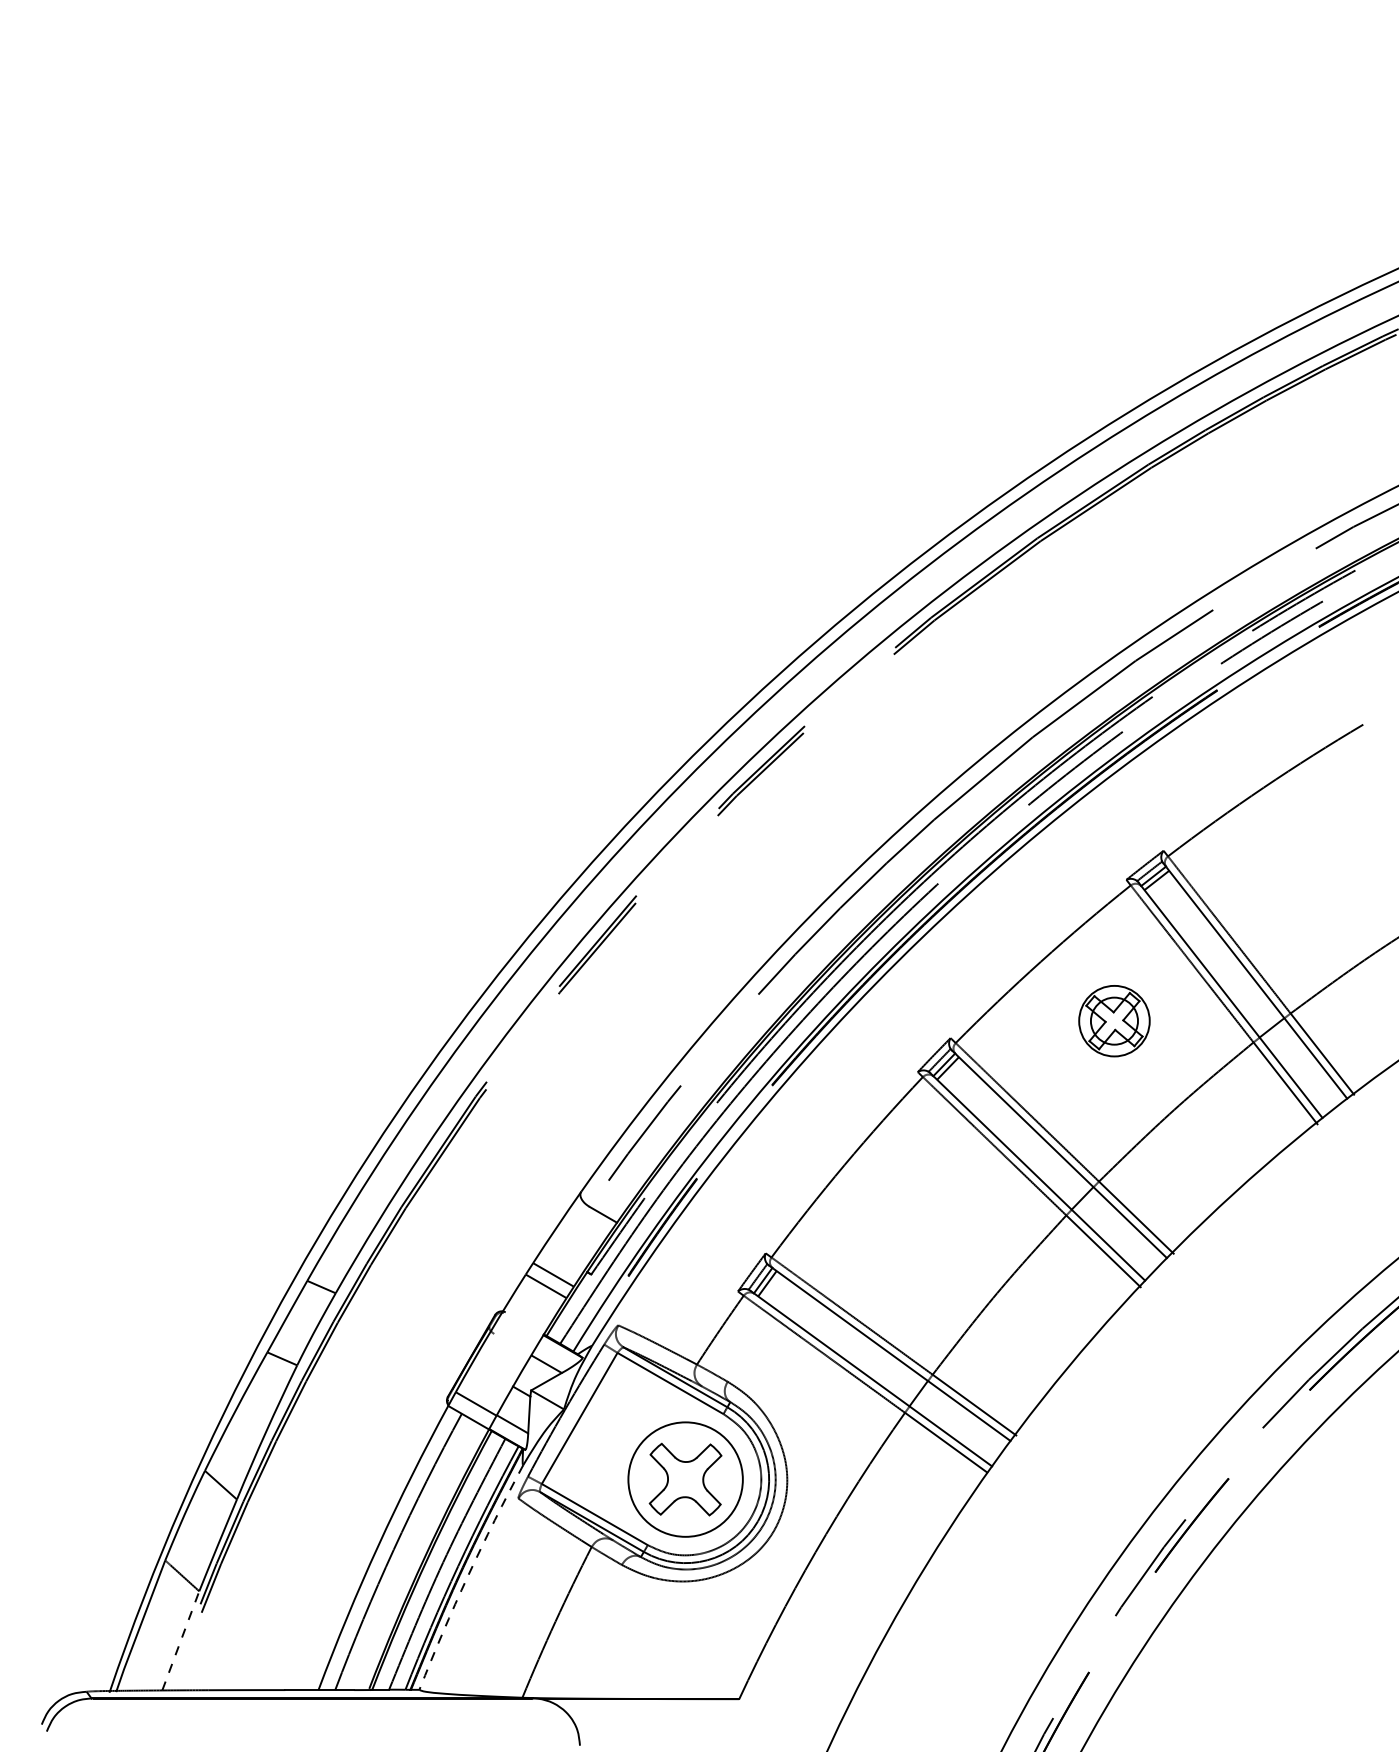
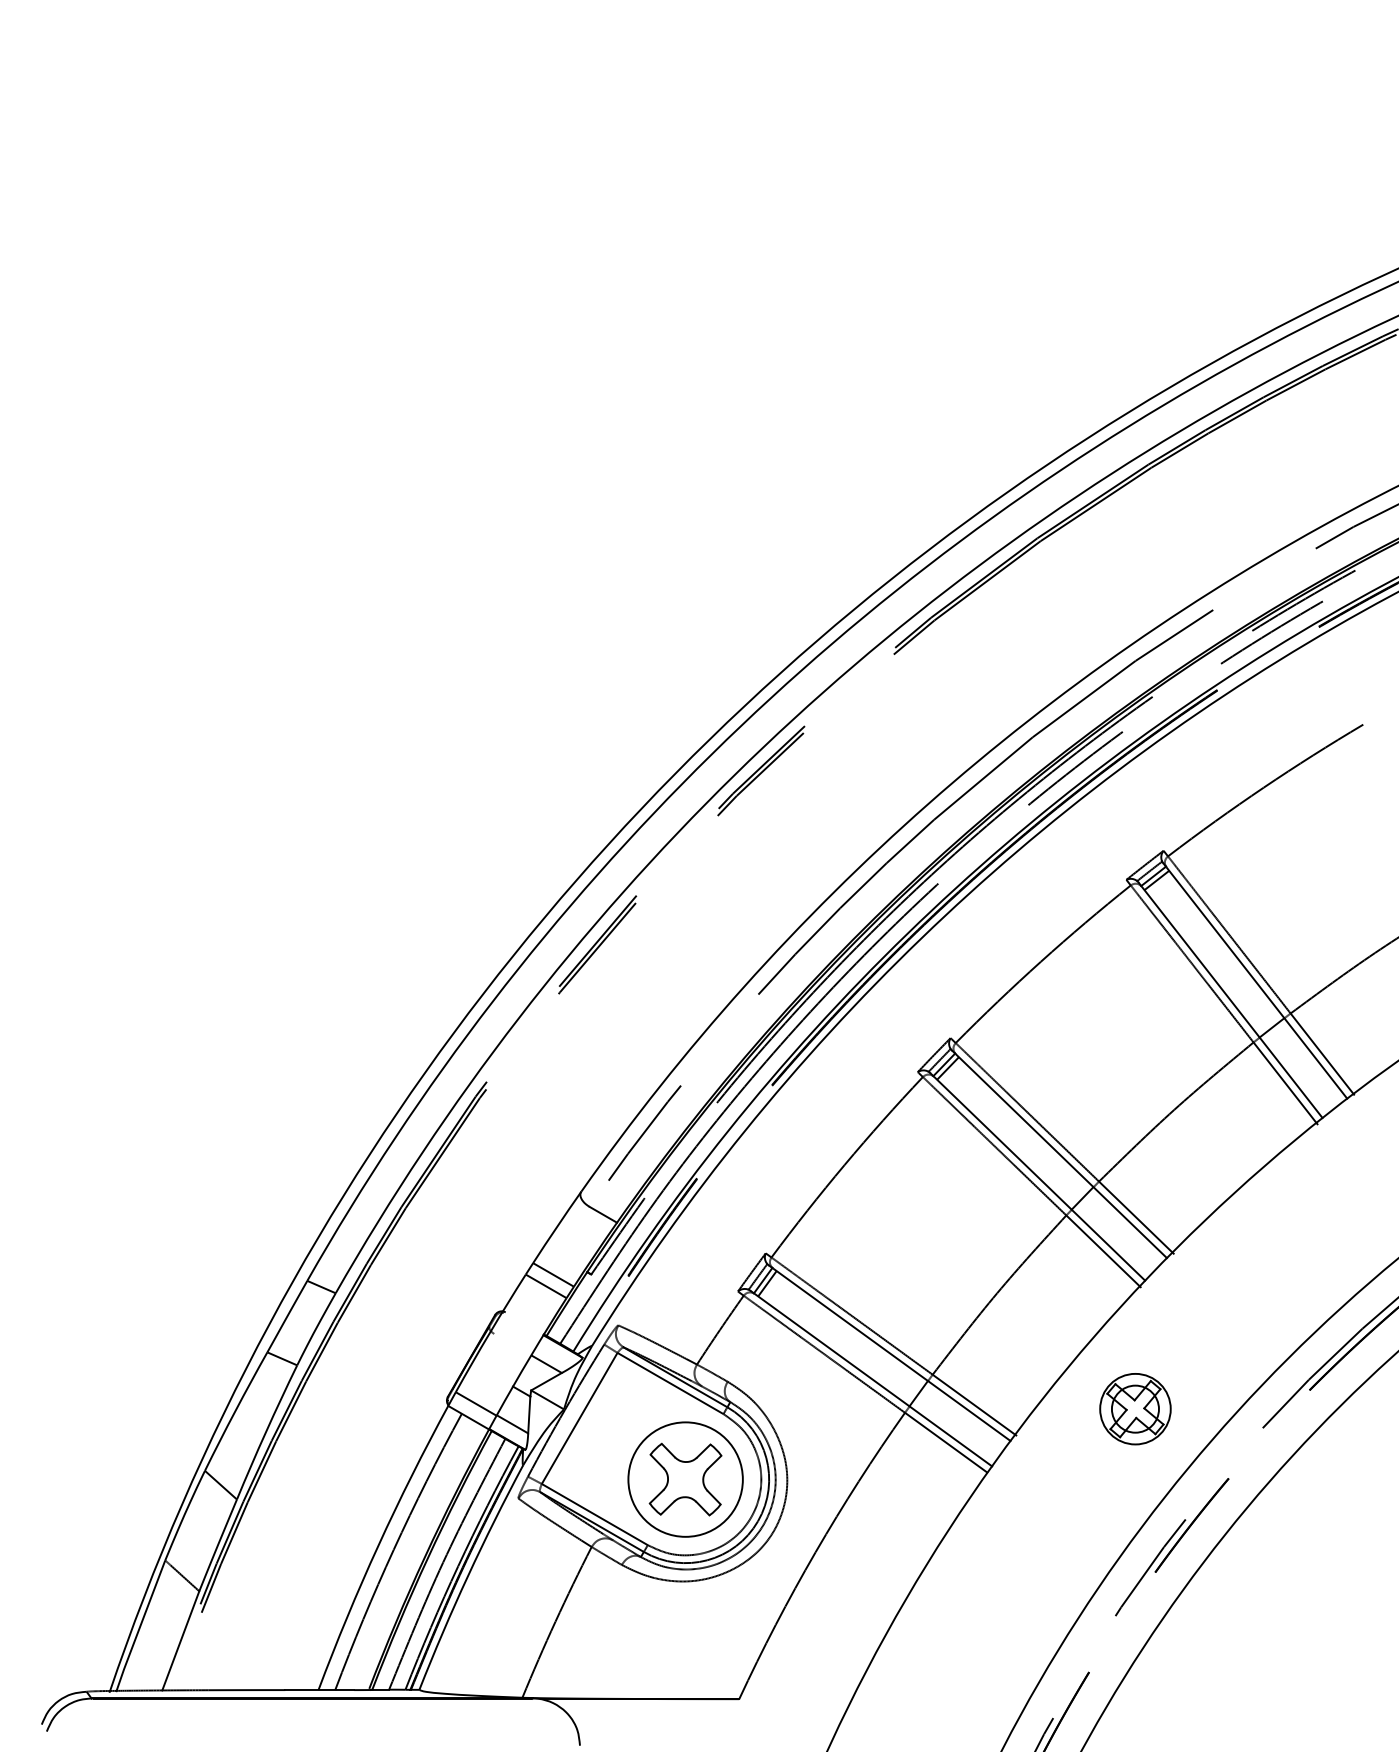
part position: (1114, 1021) -> (1135, 1409) (1135, 1409)
arc: dashed -> solid (468, 1576)
line: dashed -> solid (180, 1640)
